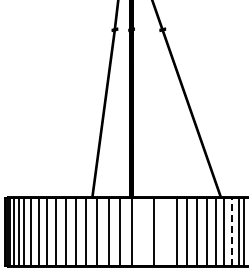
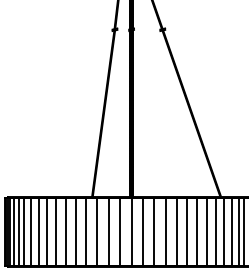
line: none -> present (142, 231)
line: none -> present (165, 231)
line: dashed -> solid (231, 231)
